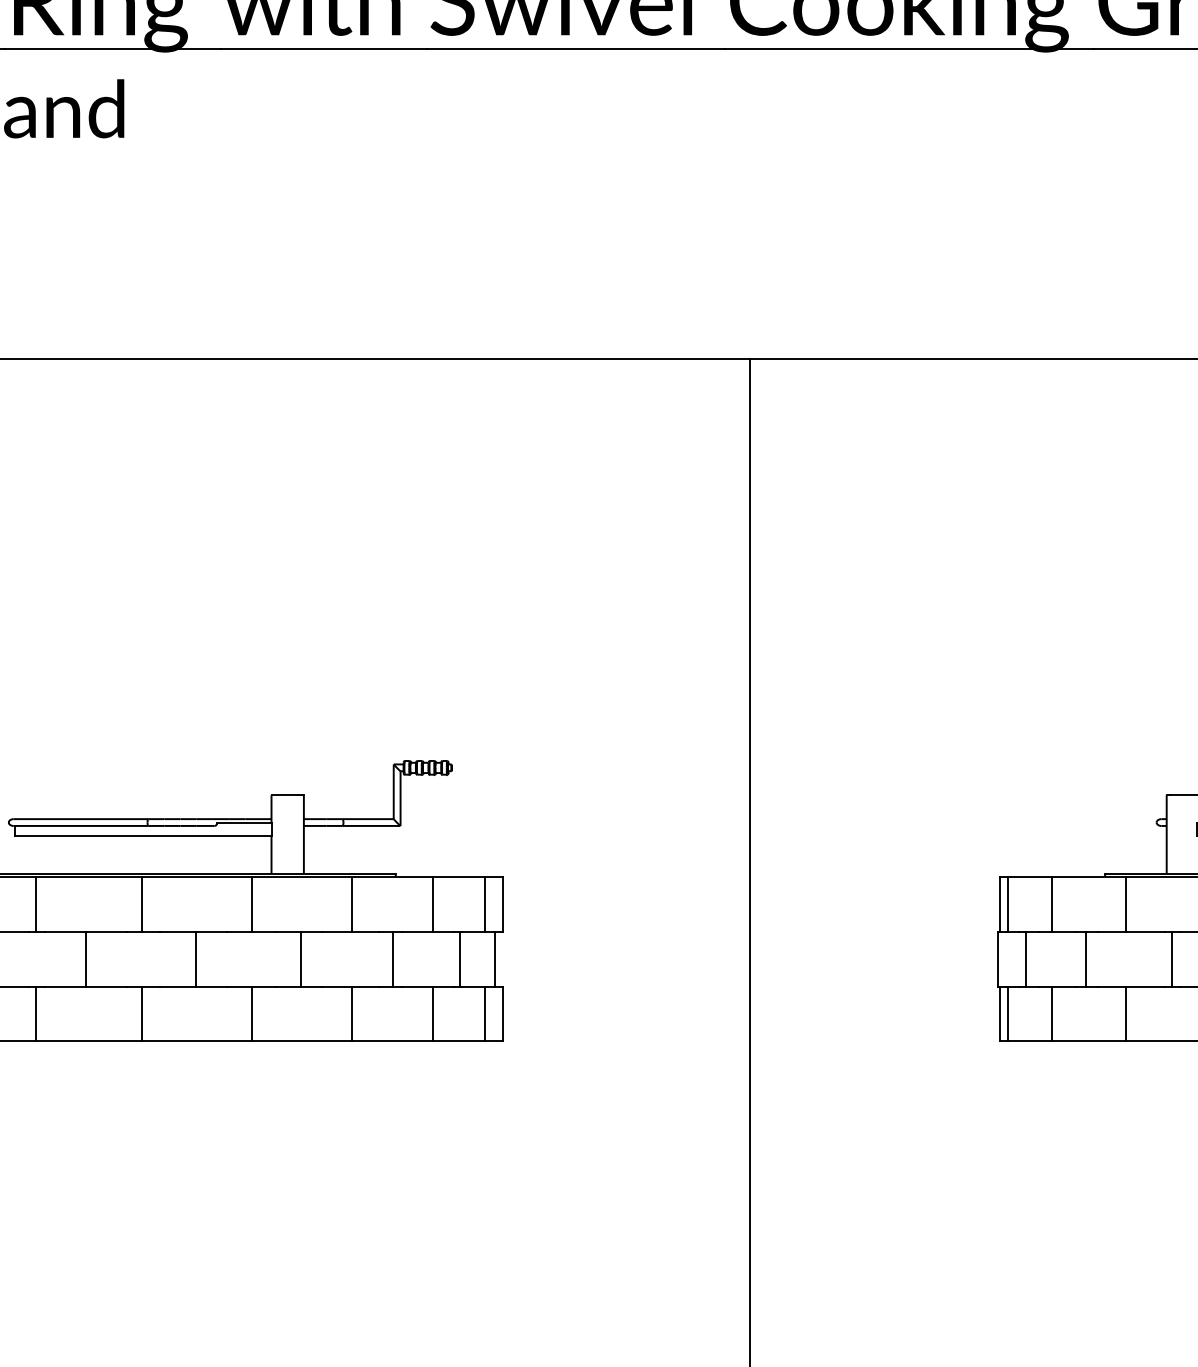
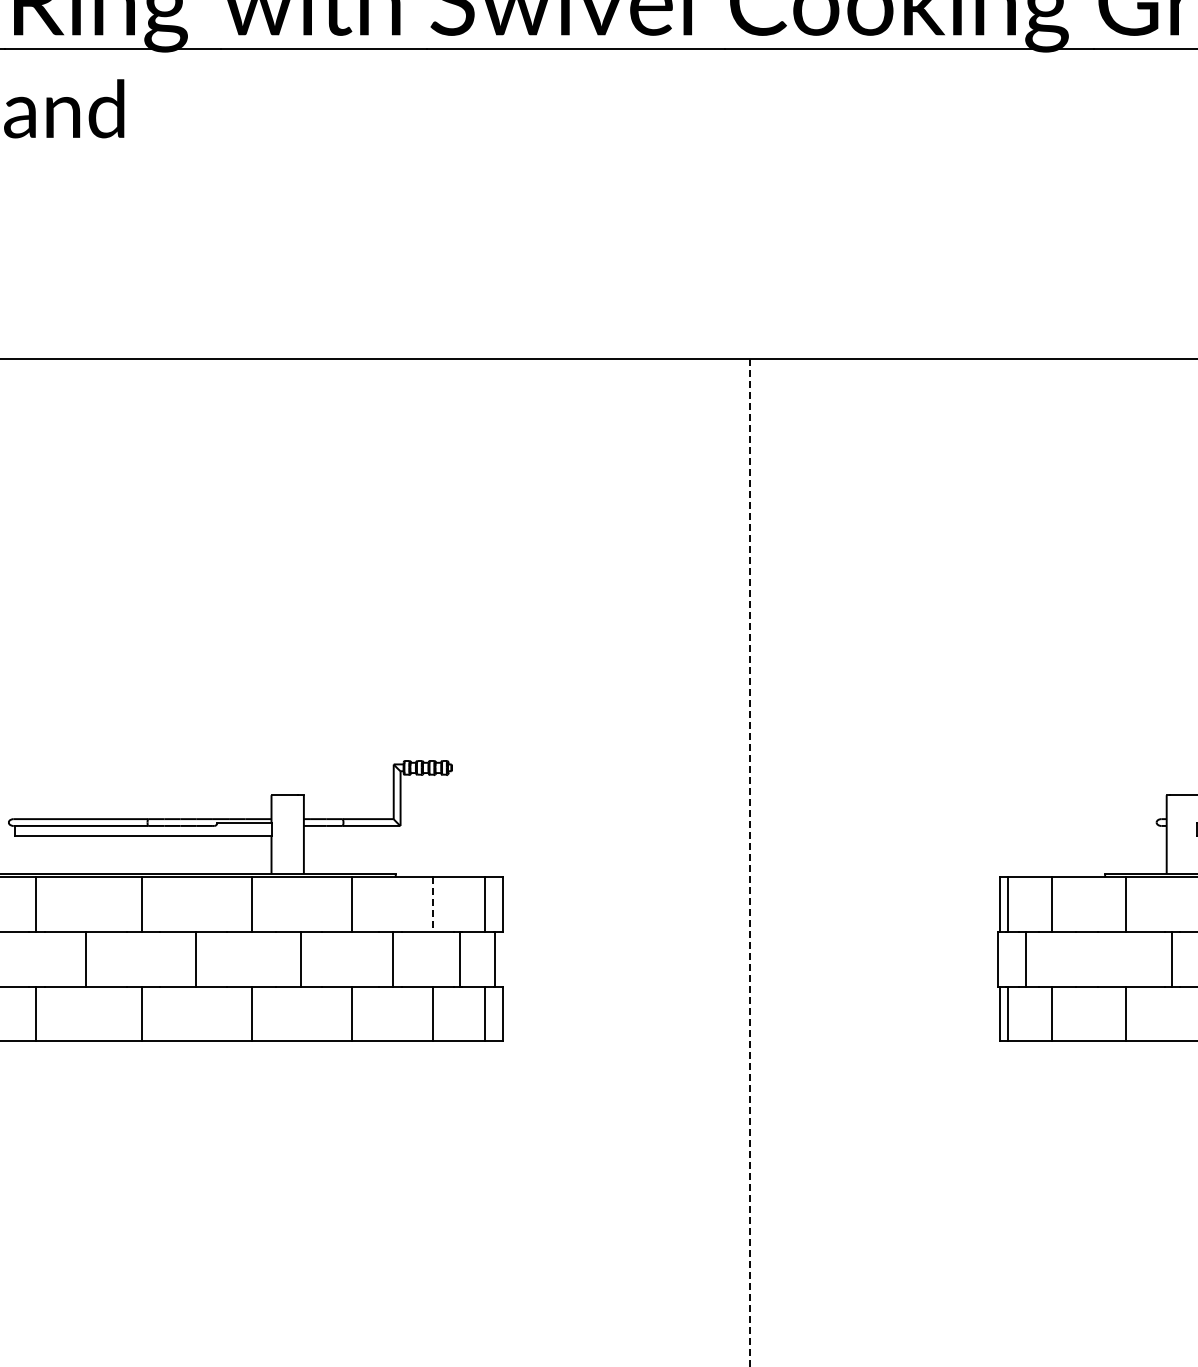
line: solid -> dashed (749, 863)
line: solid -> dashed (432, 905)
line: present -> none (1085, 959)
